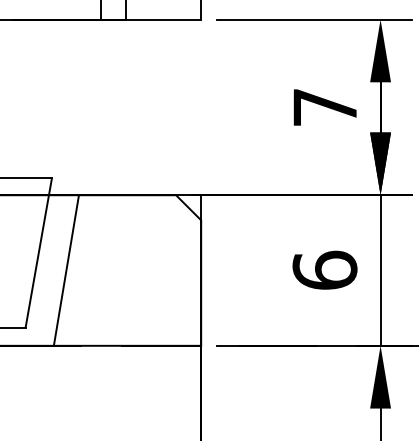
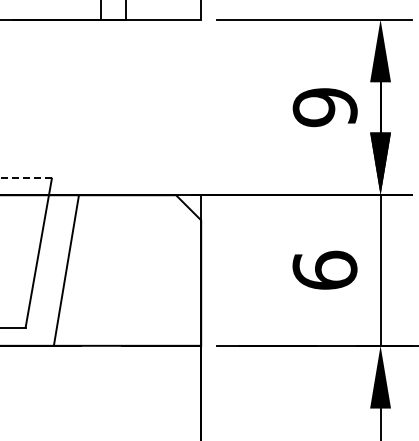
text: 7 -> 9 (324, 107)
line: solid -> dashed (26, 177)
